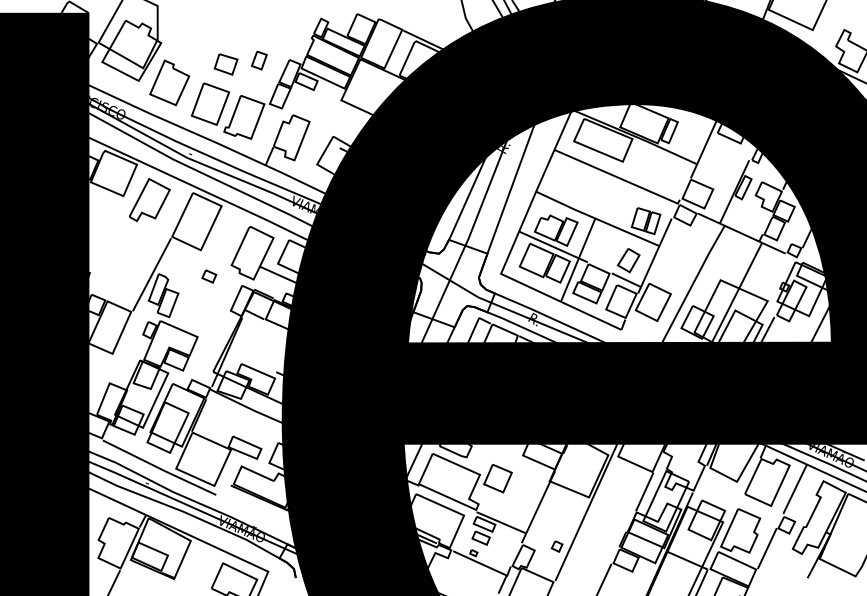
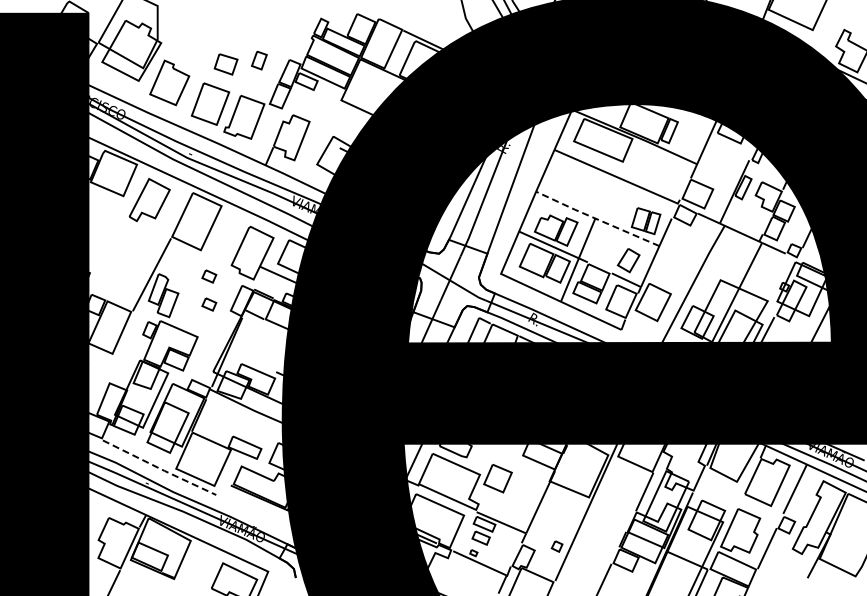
line: solid -> dashed (597, 219)
part: none -> present (209, 304)
line: solid -> dashed (160, 468)
